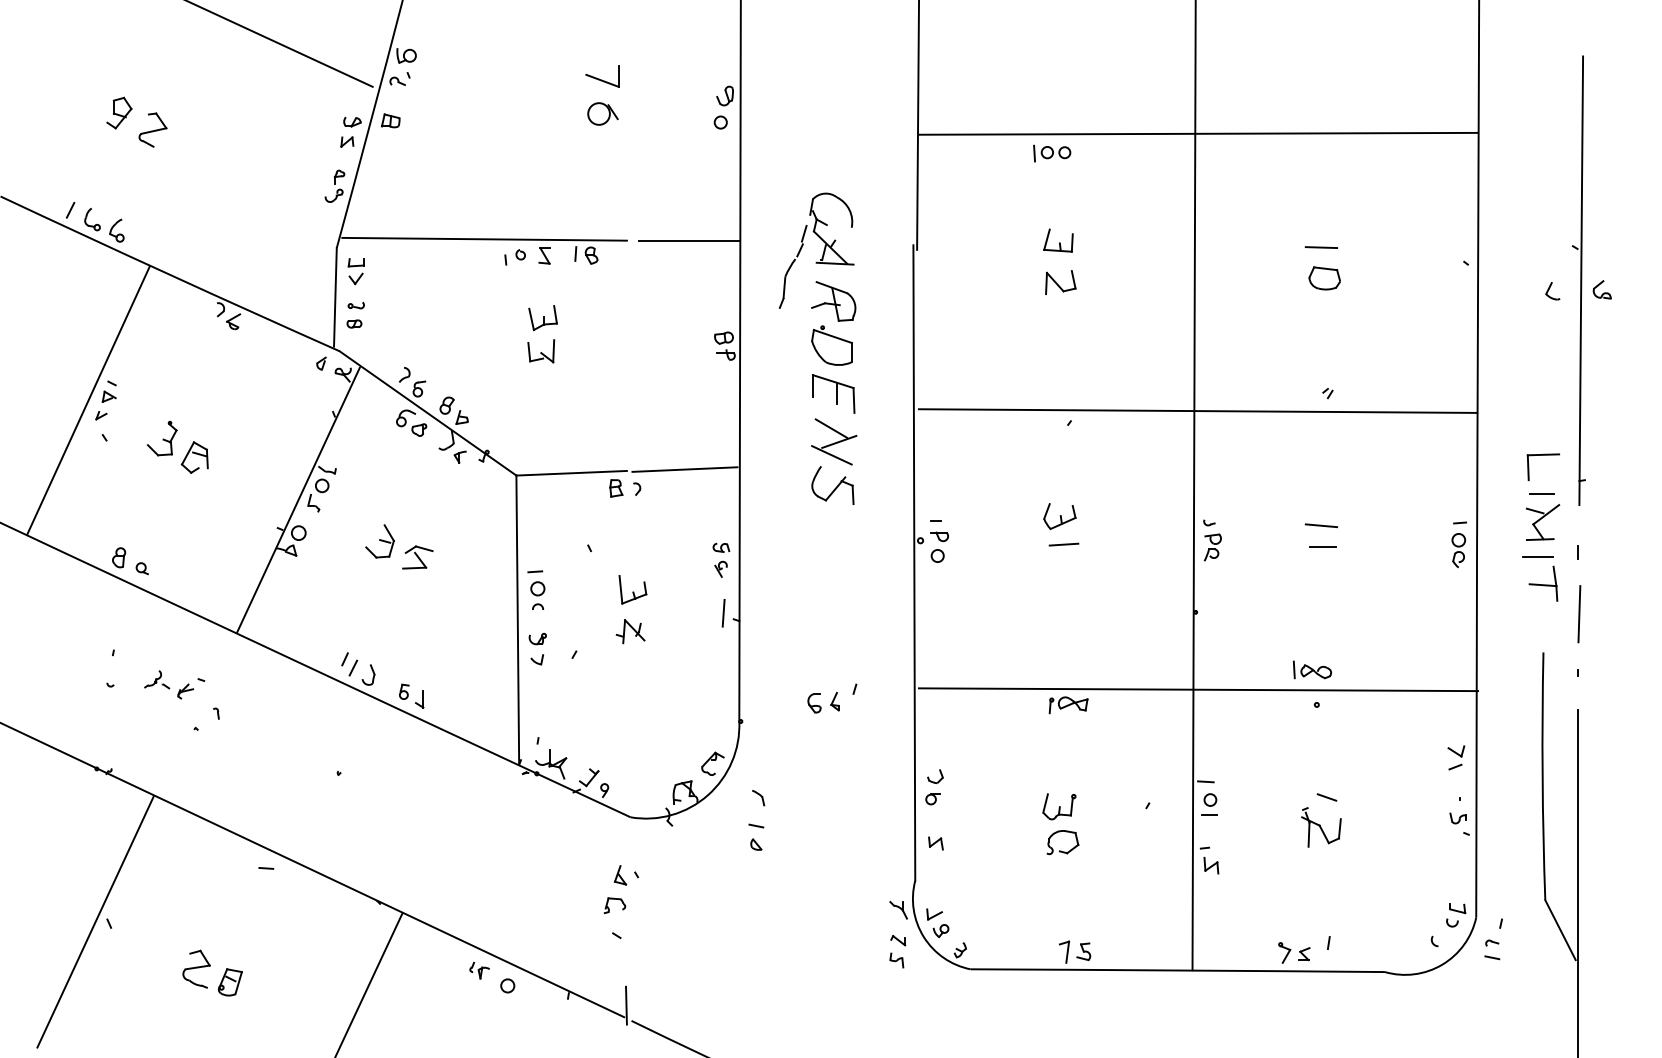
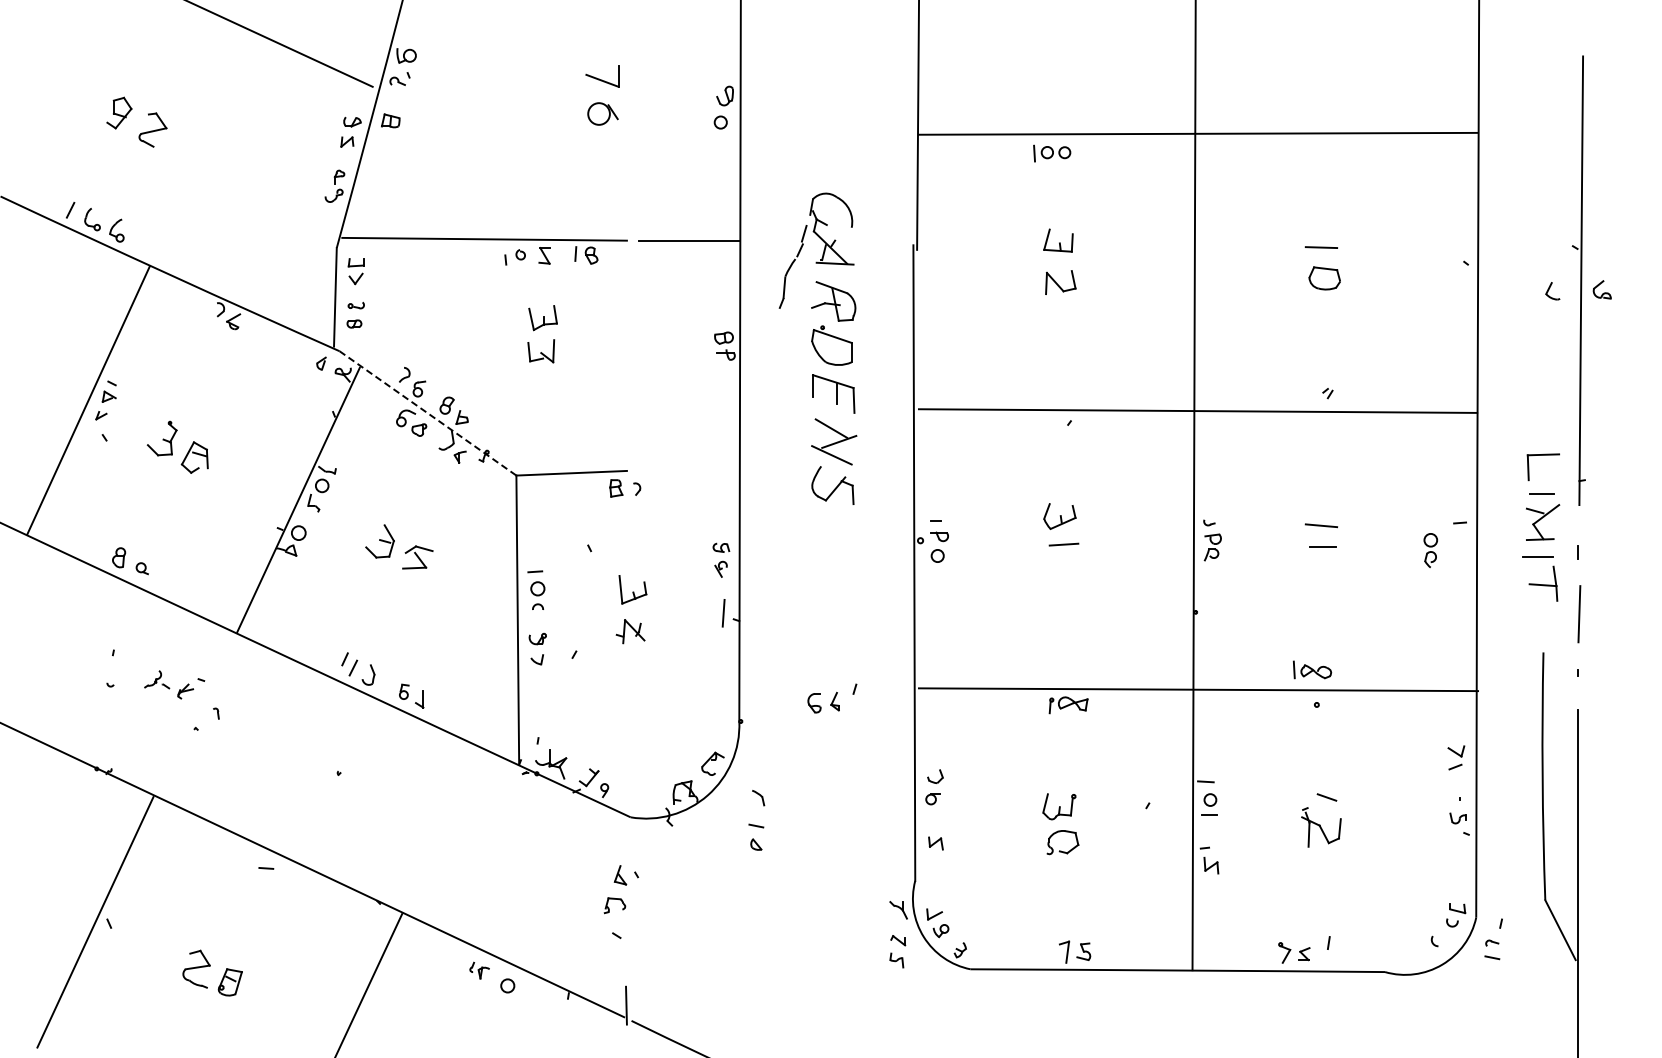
line: solid -> dashed (428, 413)
line: present -> none (684, 469)
part position: (1458, 550) -> (1430, 550) (1430, 550)
